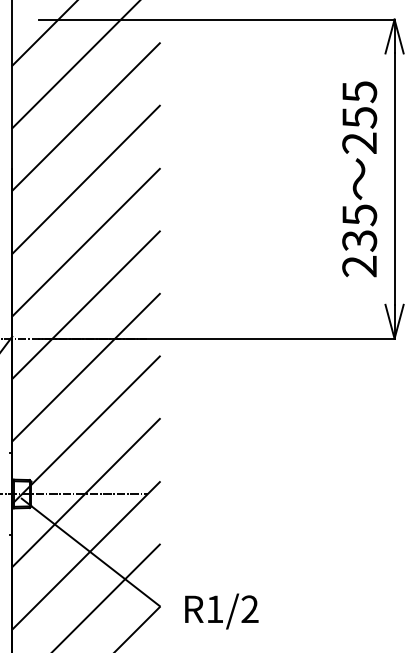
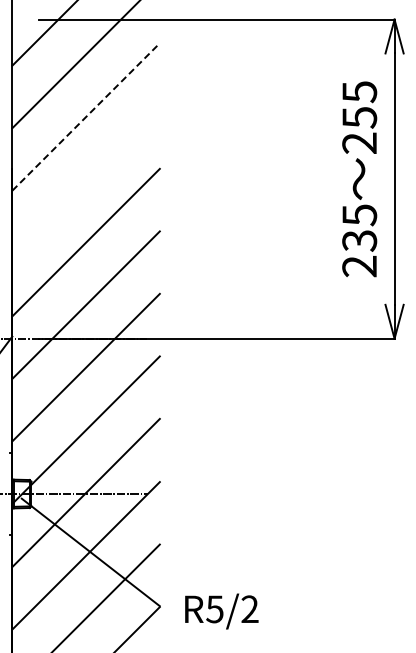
line: solid -> dashed (86, 116)
line: present -> none (85, 179)
text: R1/2 -> R5/2 (214, 609)
